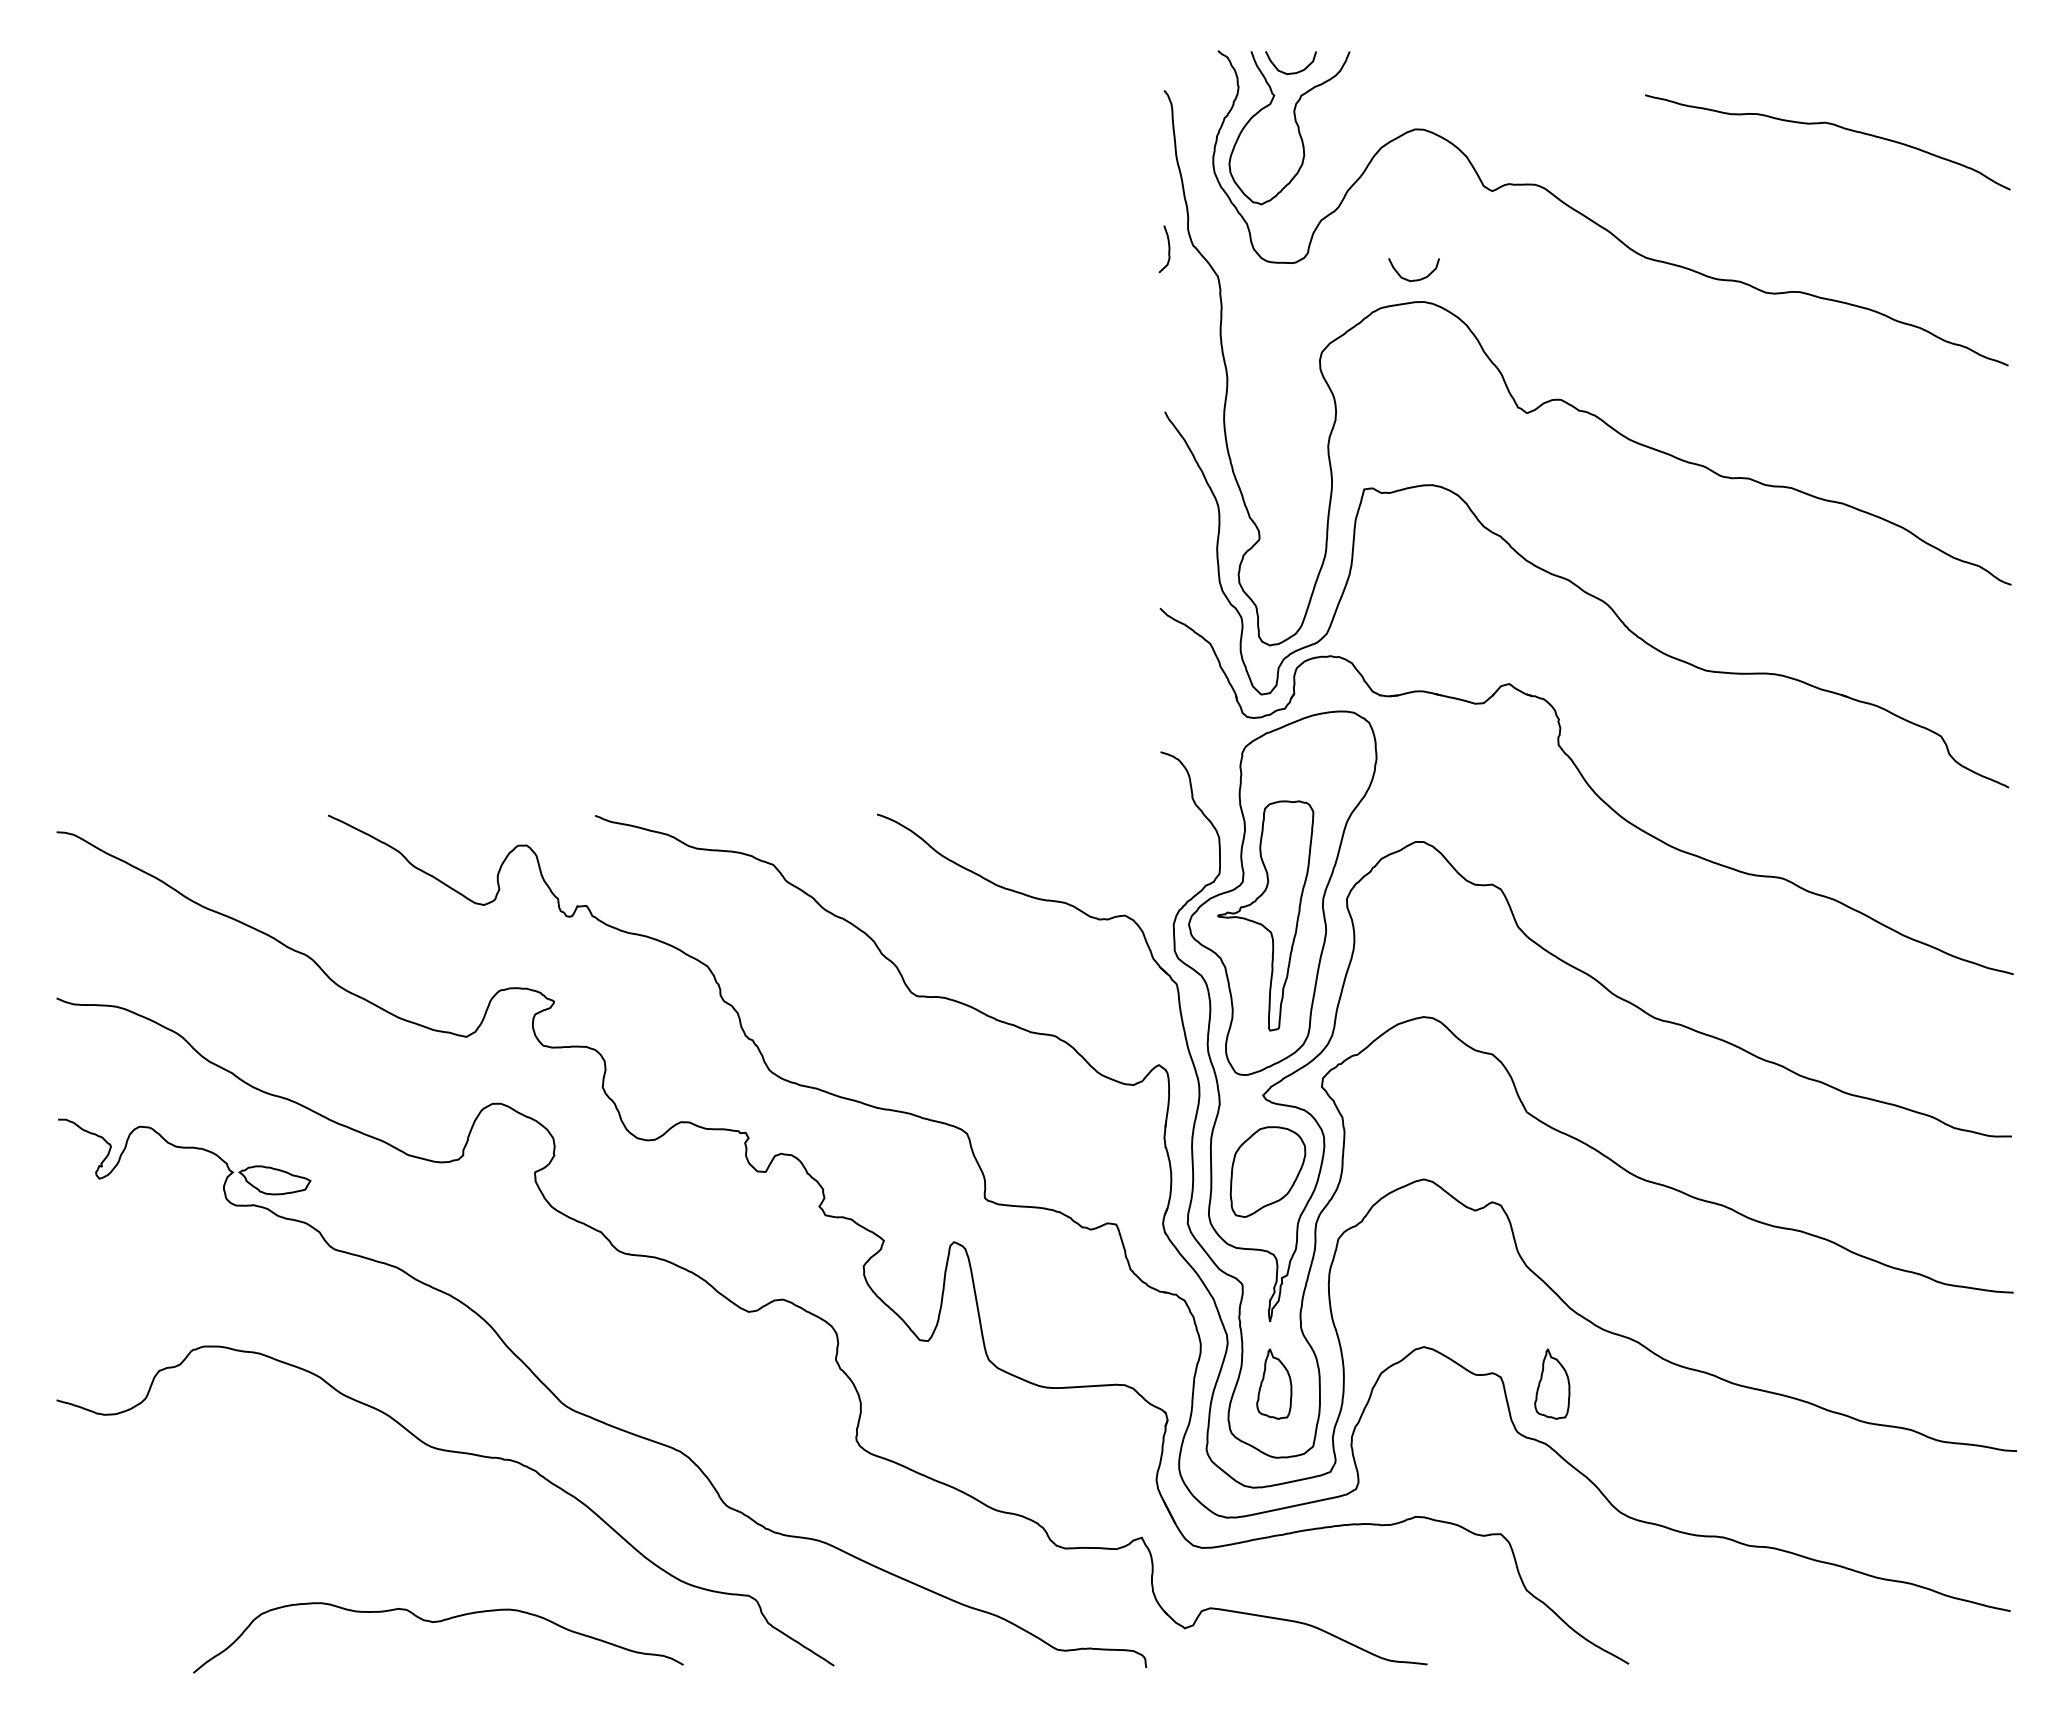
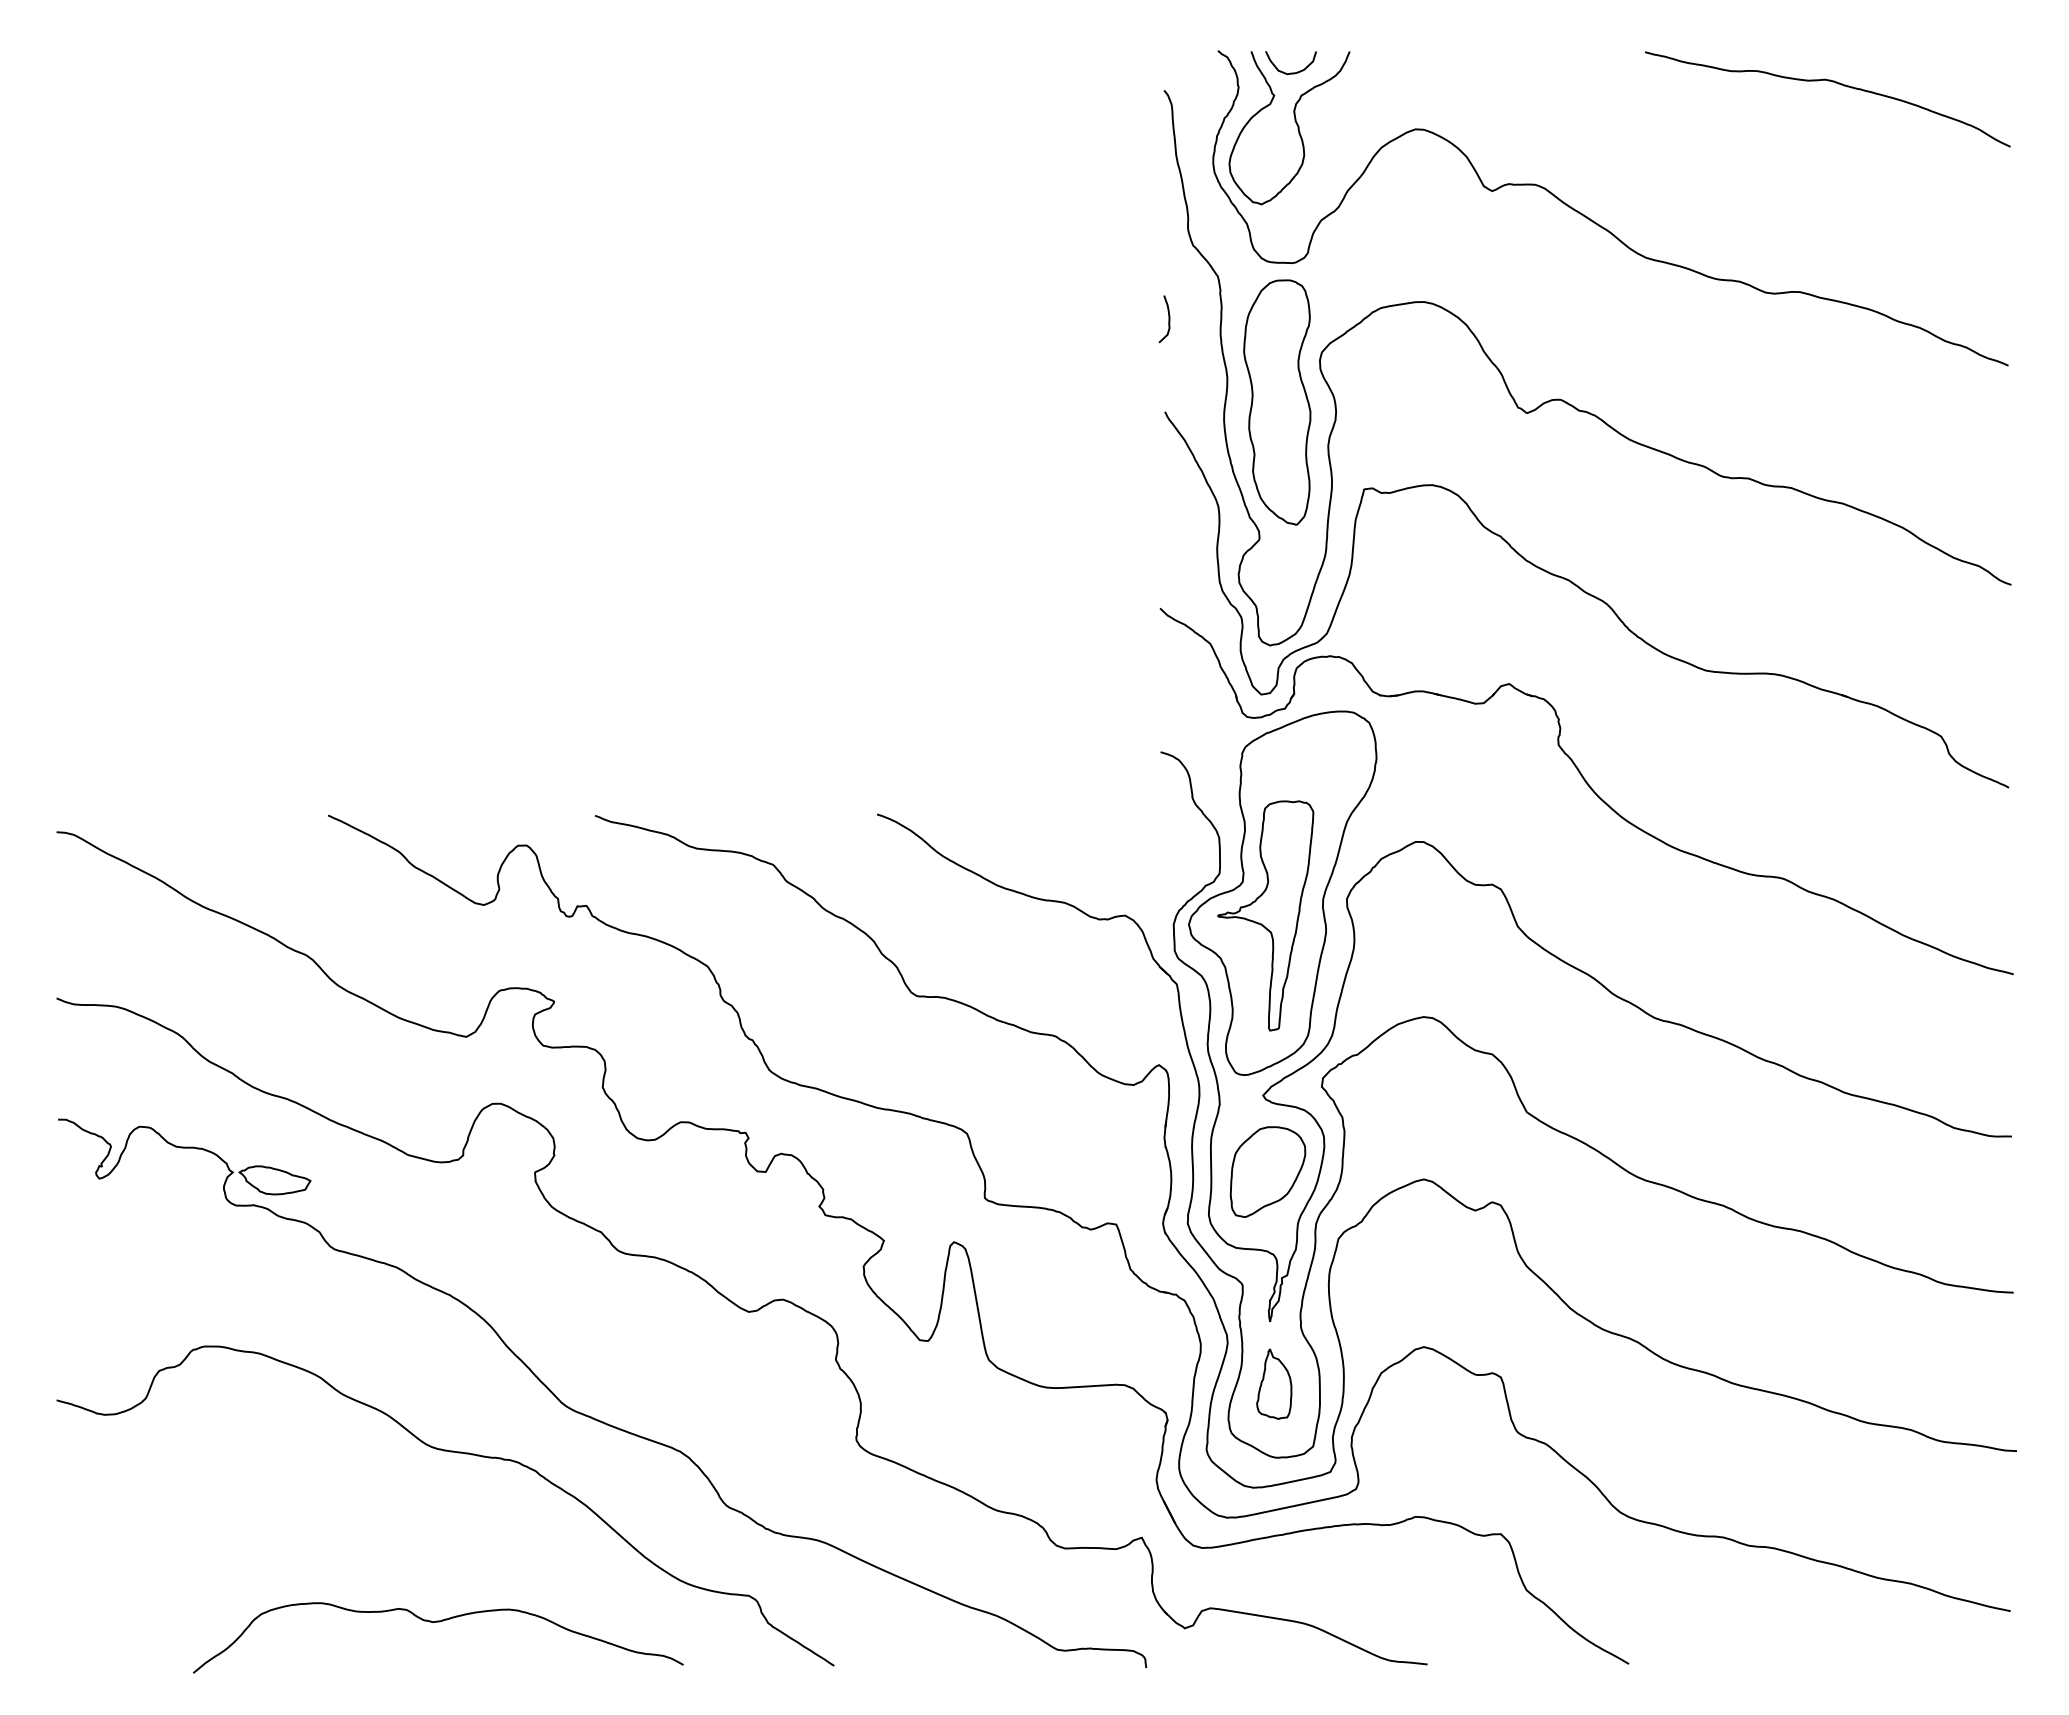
curve position: (1832, 125) -> (1832, 82) (1832, 82)
curve position: (1168, 249) -> (1168, 319) (1168, 319)
curve: present -> none (1413, 279)
part: none -> present (1277, 402)
part: present -> none (1552, 1383)
